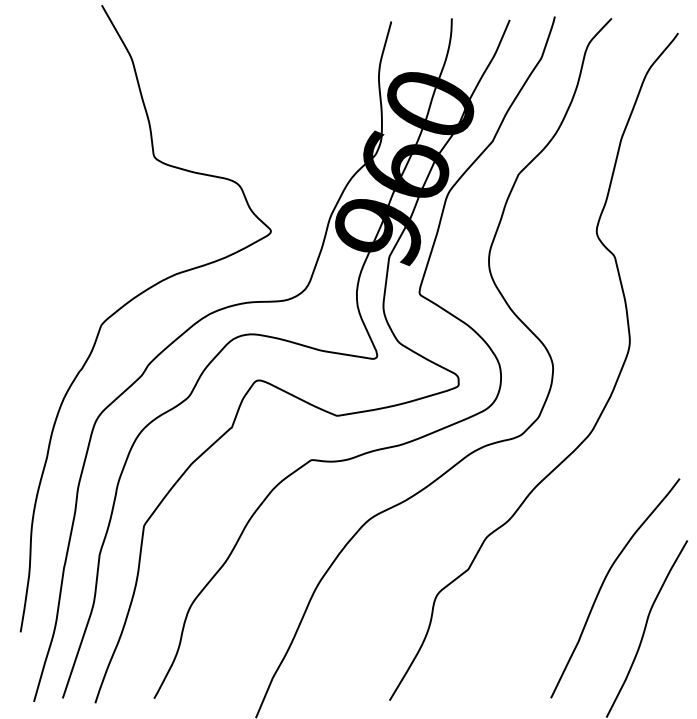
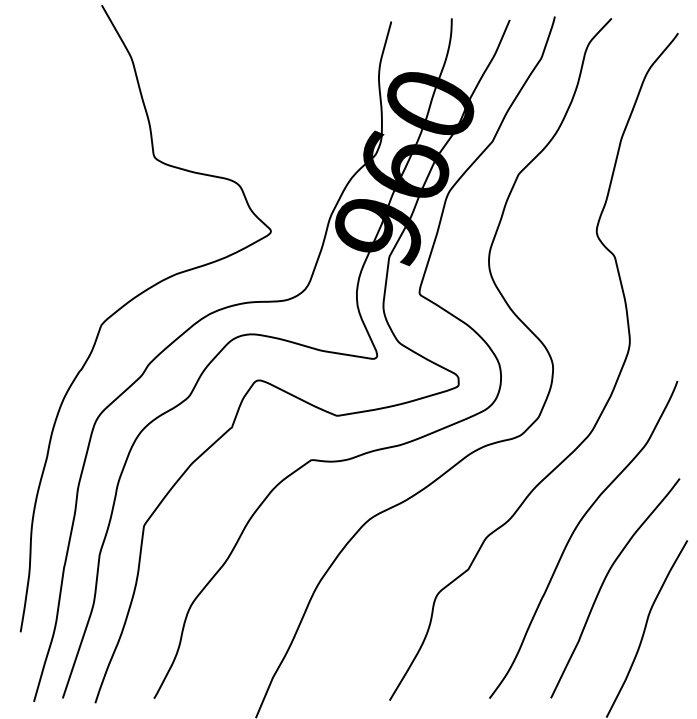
curve: none -> present (573, 534)
